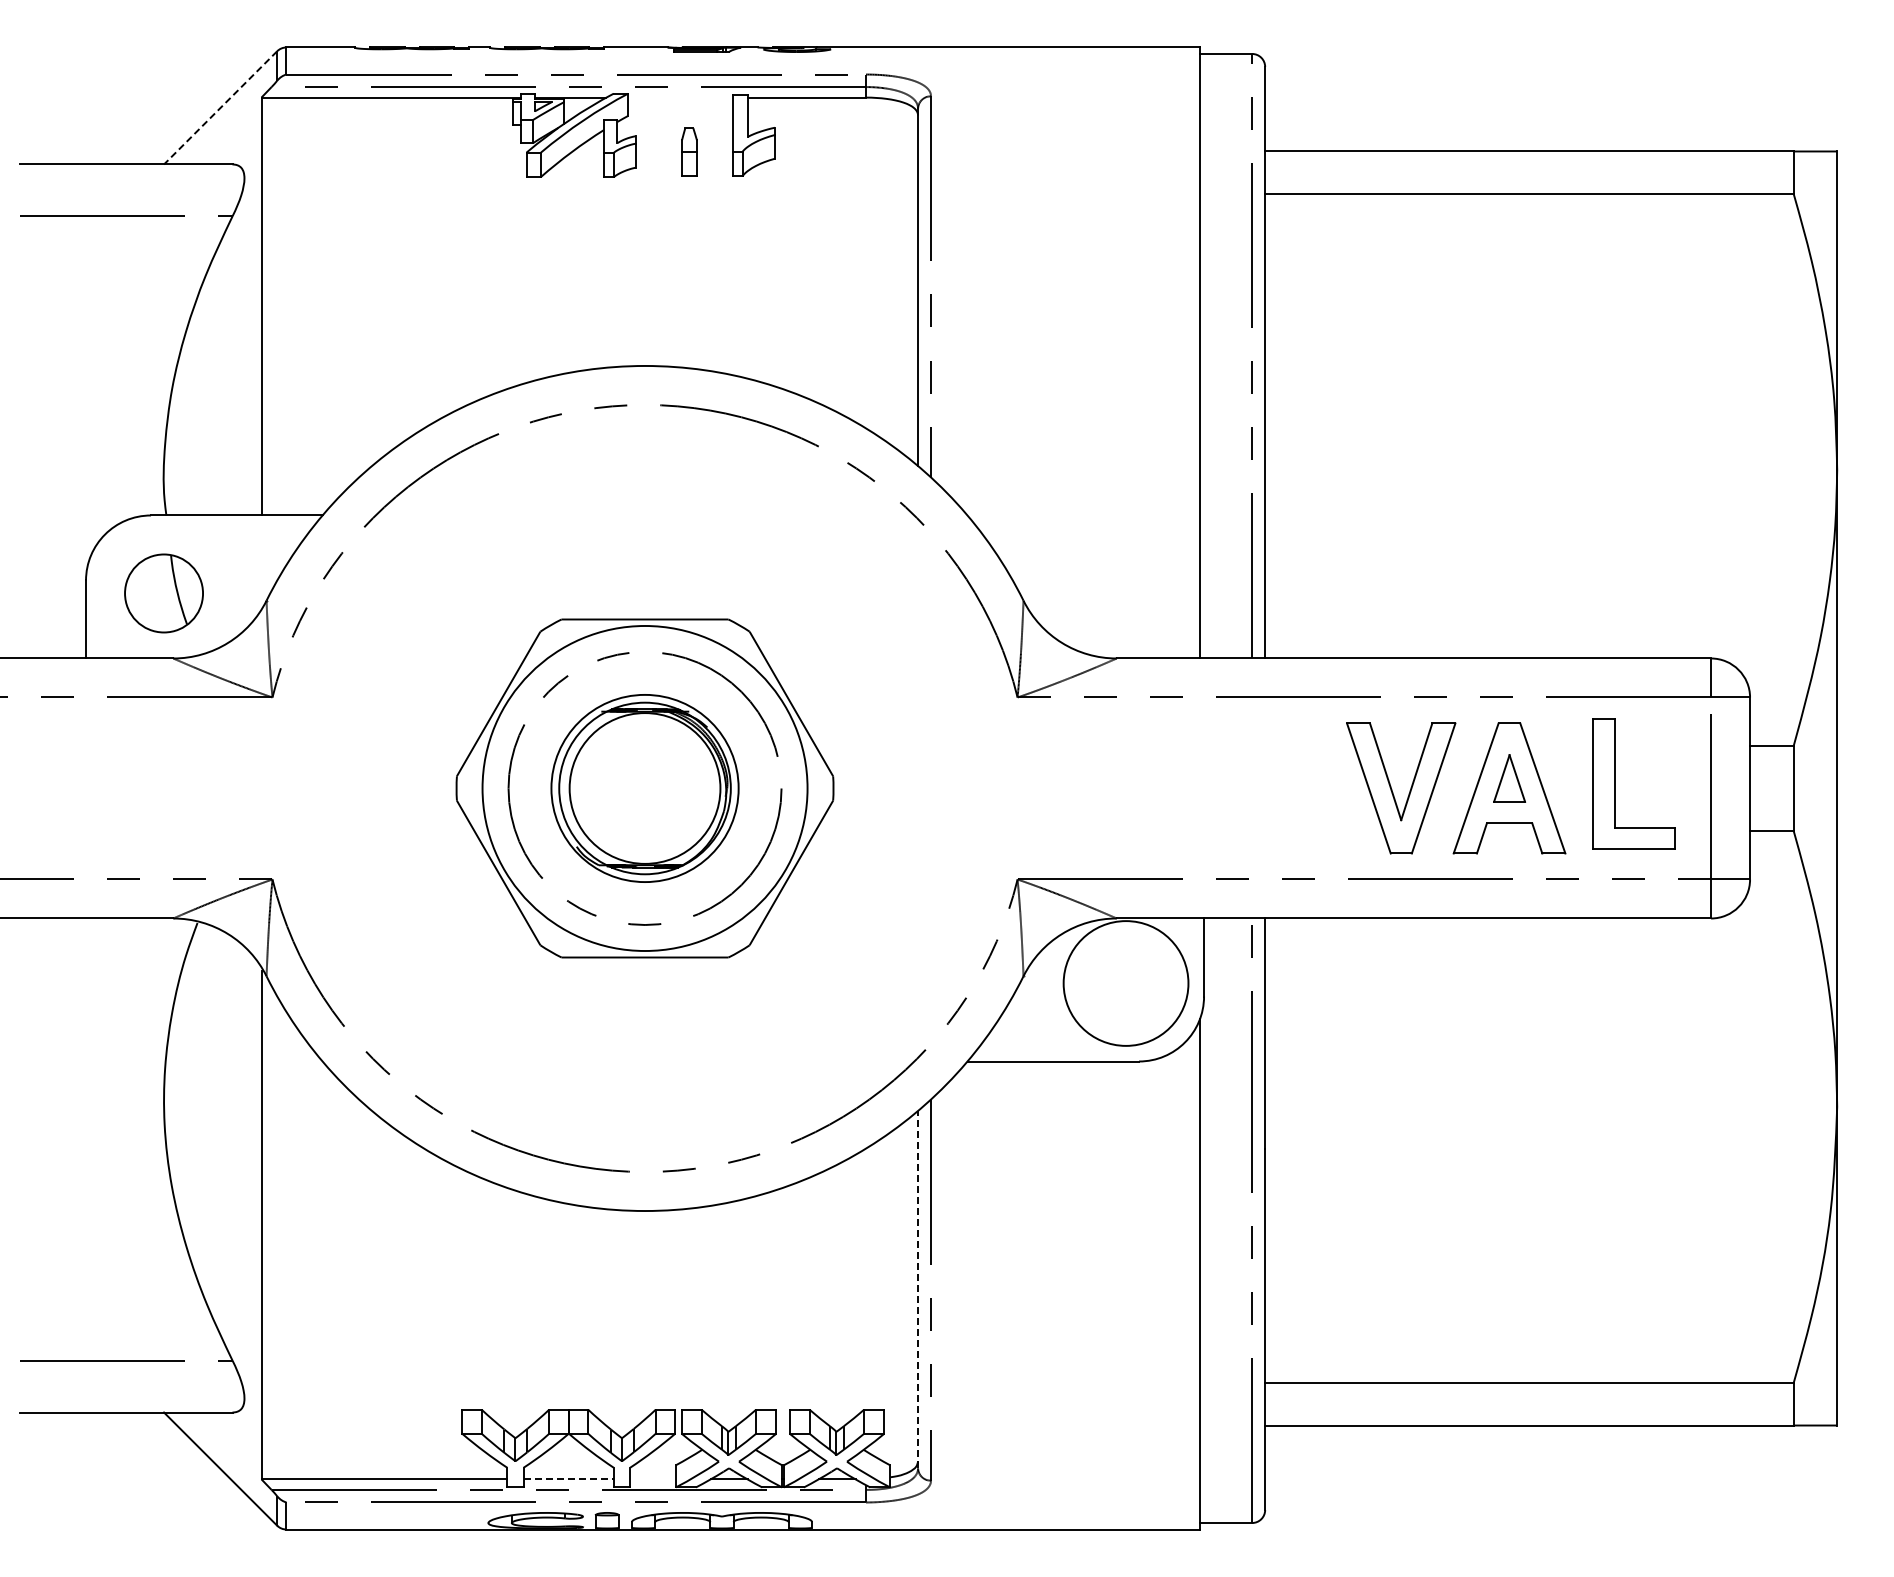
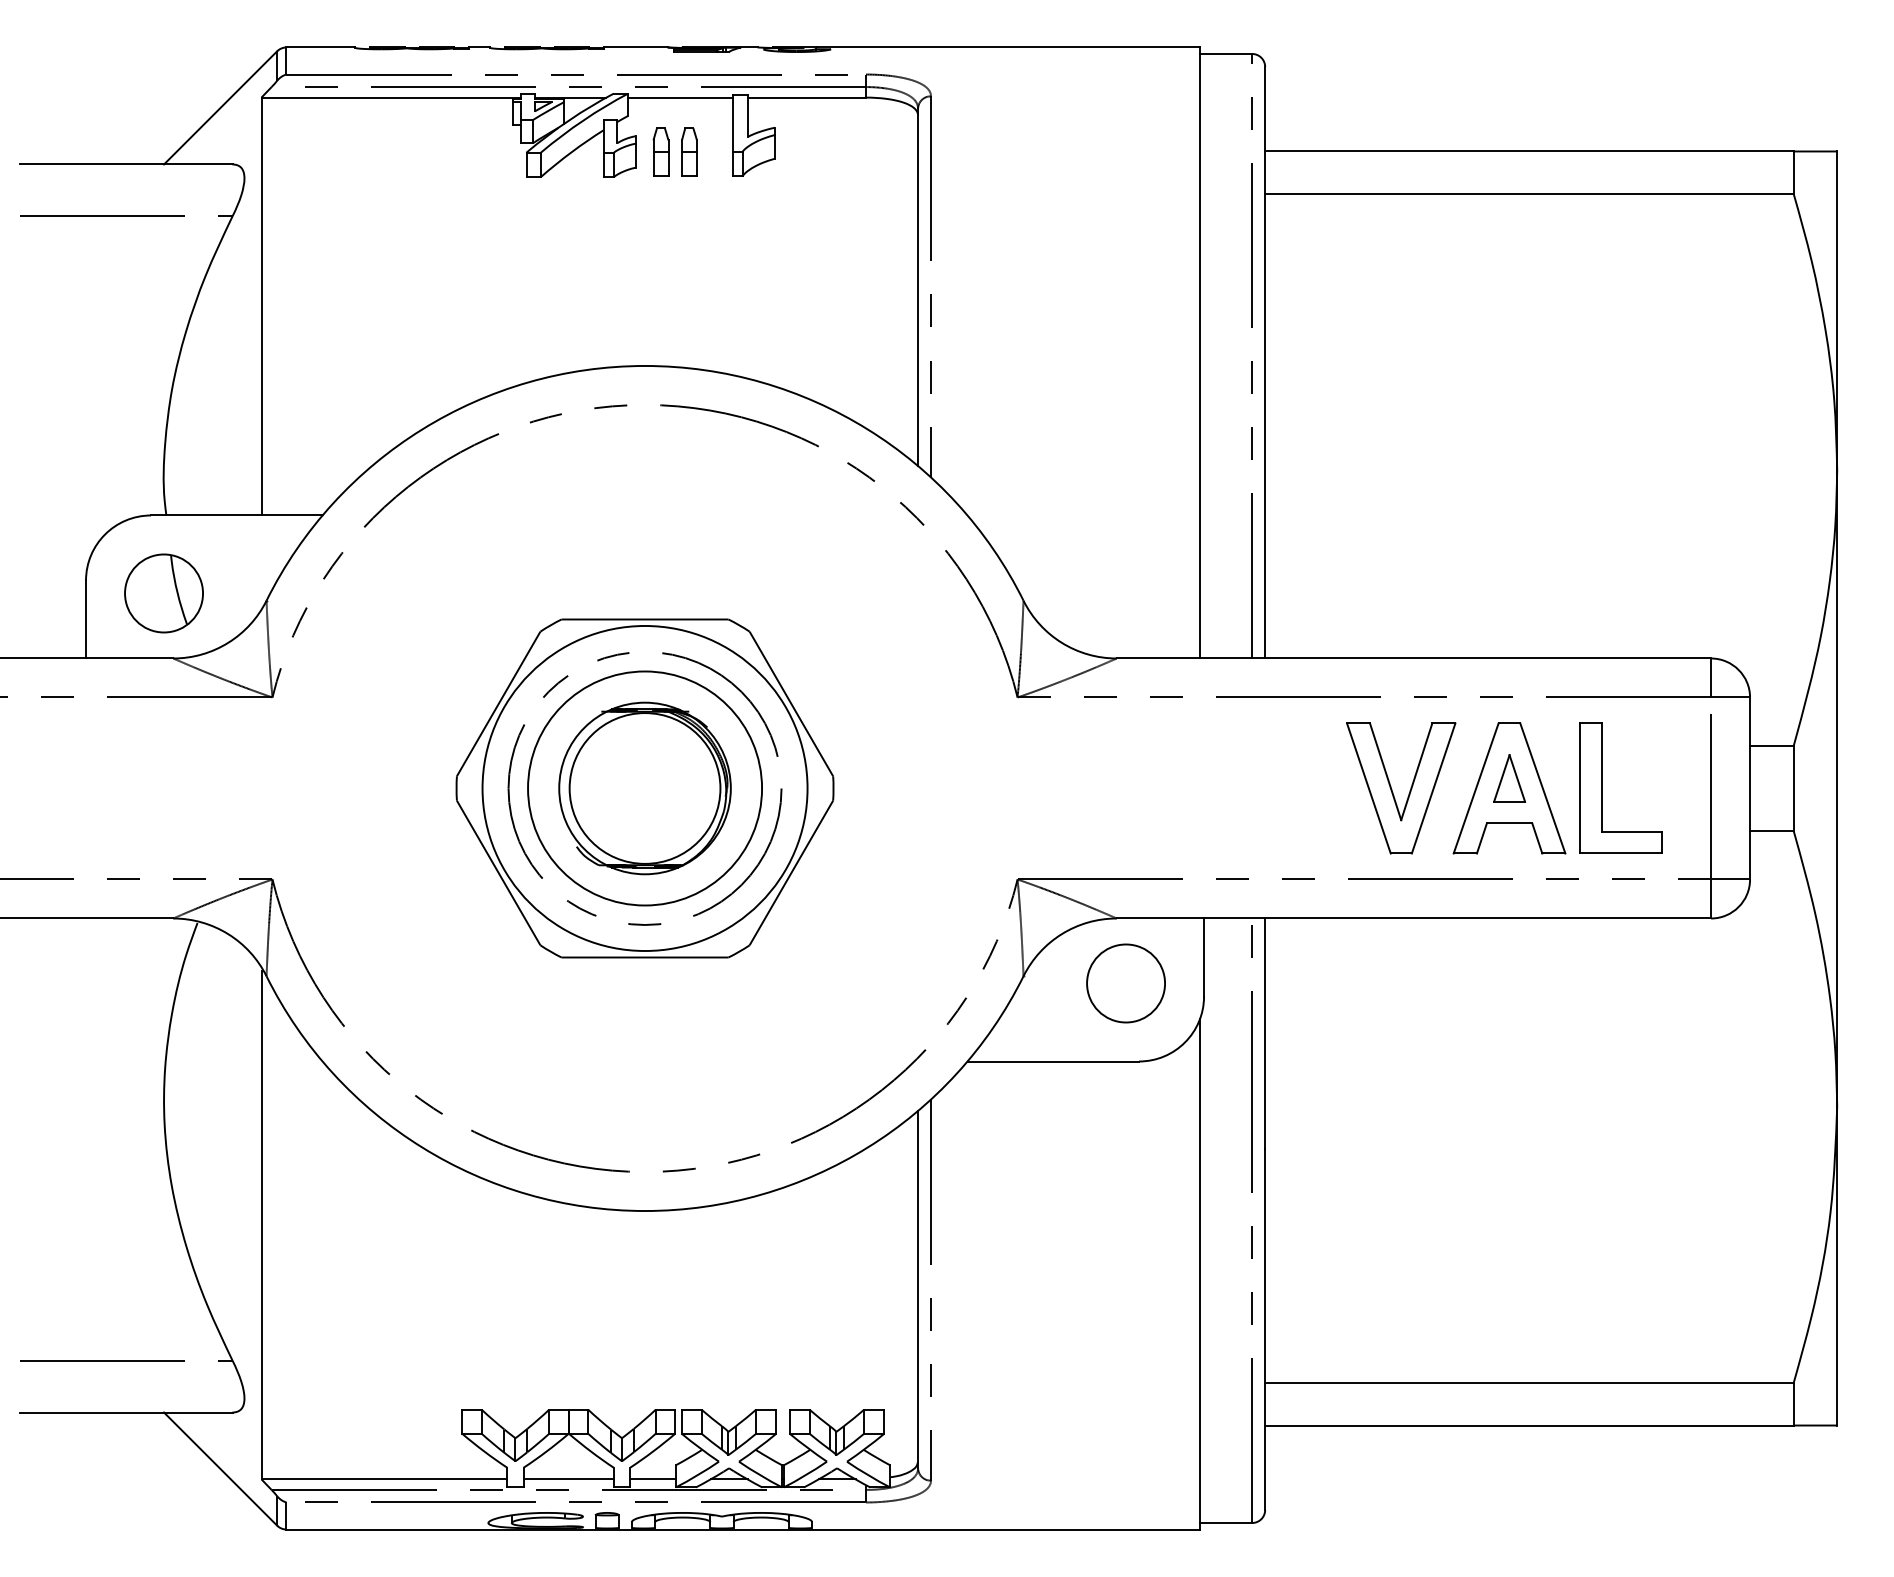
line: none -> present (680, 97)
line: dashed -> solid (220, 108)
part: none -> present (660, 151)
part position: (1615, 783) -> (1602, 787) (1602, 787)
circle diameter: 187 px -> 234 px (645, 788)
circle diameter: 125 px -> 78 px (1126, 983)
line: dashed -> solid (918, 1289)
line: dashed -> solid (568, 1479)
line: none -> present (652, 1479)
